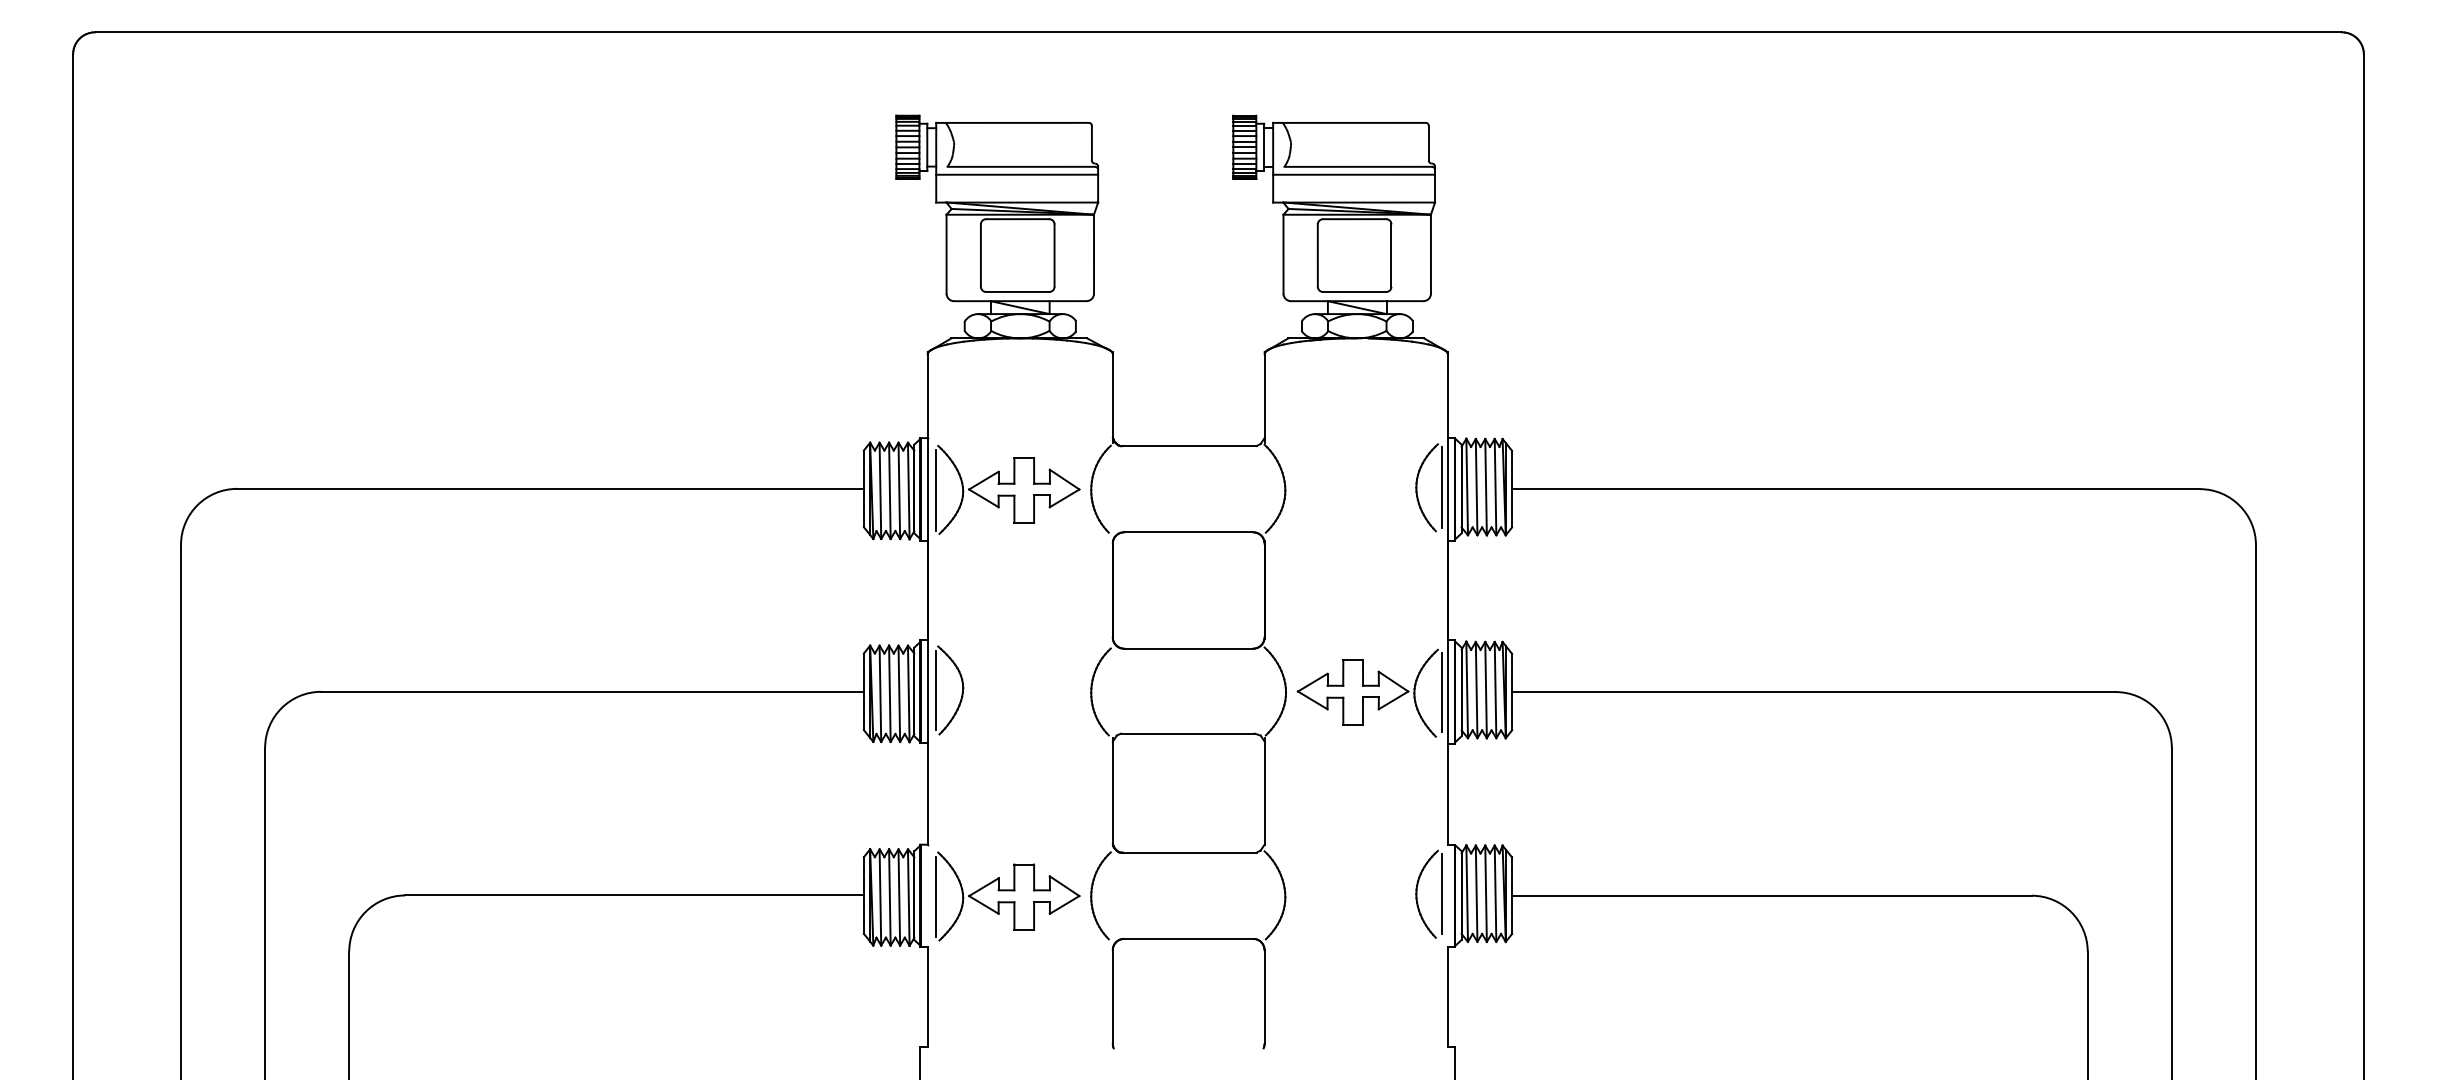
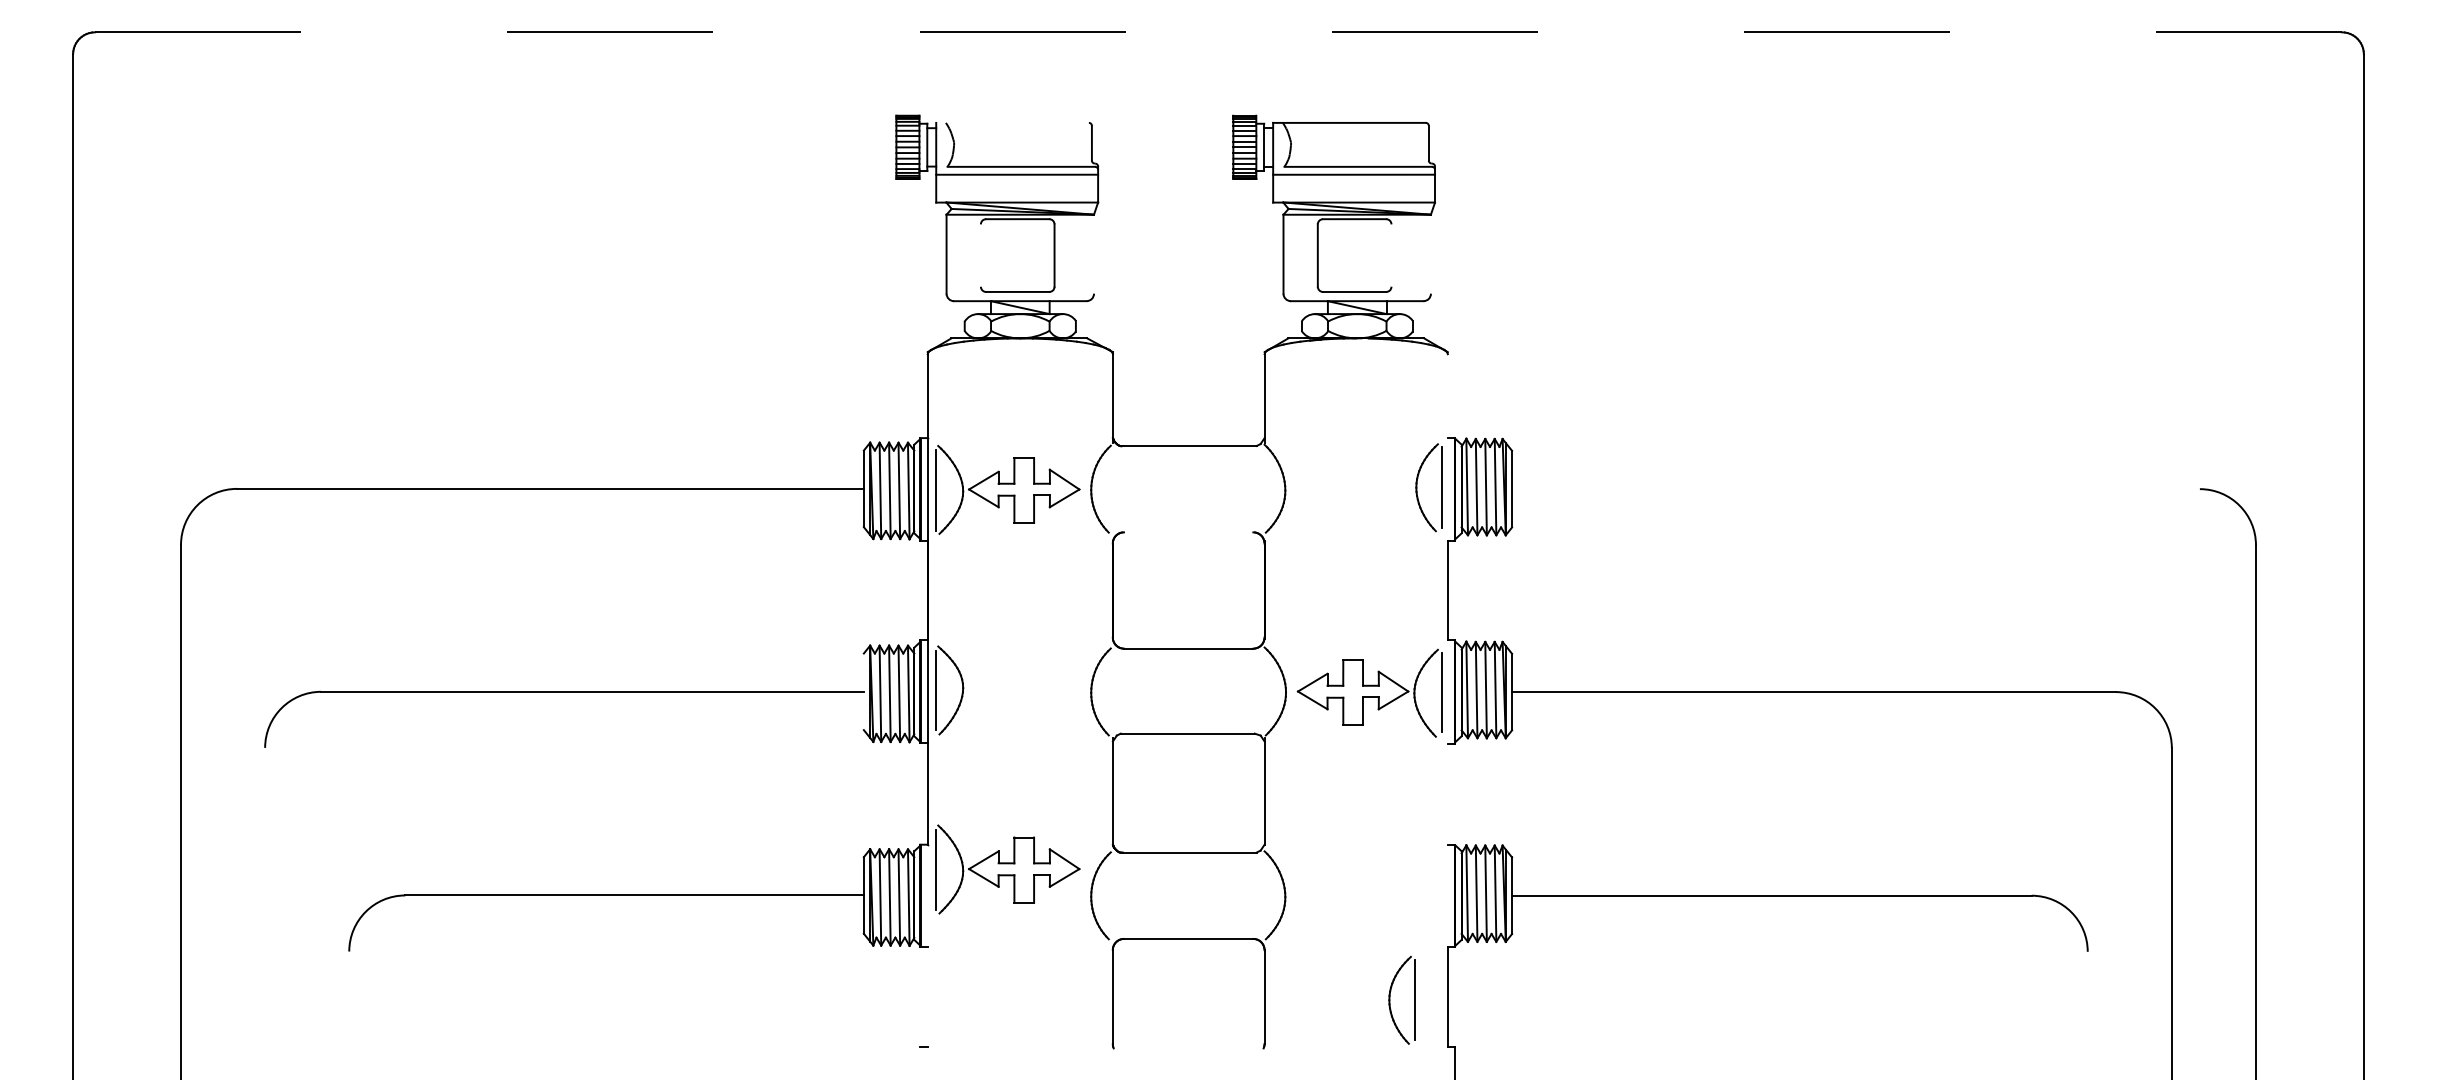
line: solid -> dashed (1219, 32)
line: present -> none (1012, 122)
line: present -> none (1094, 253)
line: present -> none (1430, 253)
line: present -> none (980, 255)
line: present -> none (1391, 255)
line: present -> none (1855, 489)
line: present -> none (1188, 532)
line: present -> none (1447, 598)
line: present -> none (863, 691)
part position: (1417, 893) -> (1390, 999) (1390, 999)
part position: (1007, 896) -> (1007, 869) (1007, 869)
line: present -> none (265, 911)
line: present -> none (927, 996)
line: present -> none (349, 1013)
line: present -> none (2087, 1013)
line: present -> none (920, 1061)
